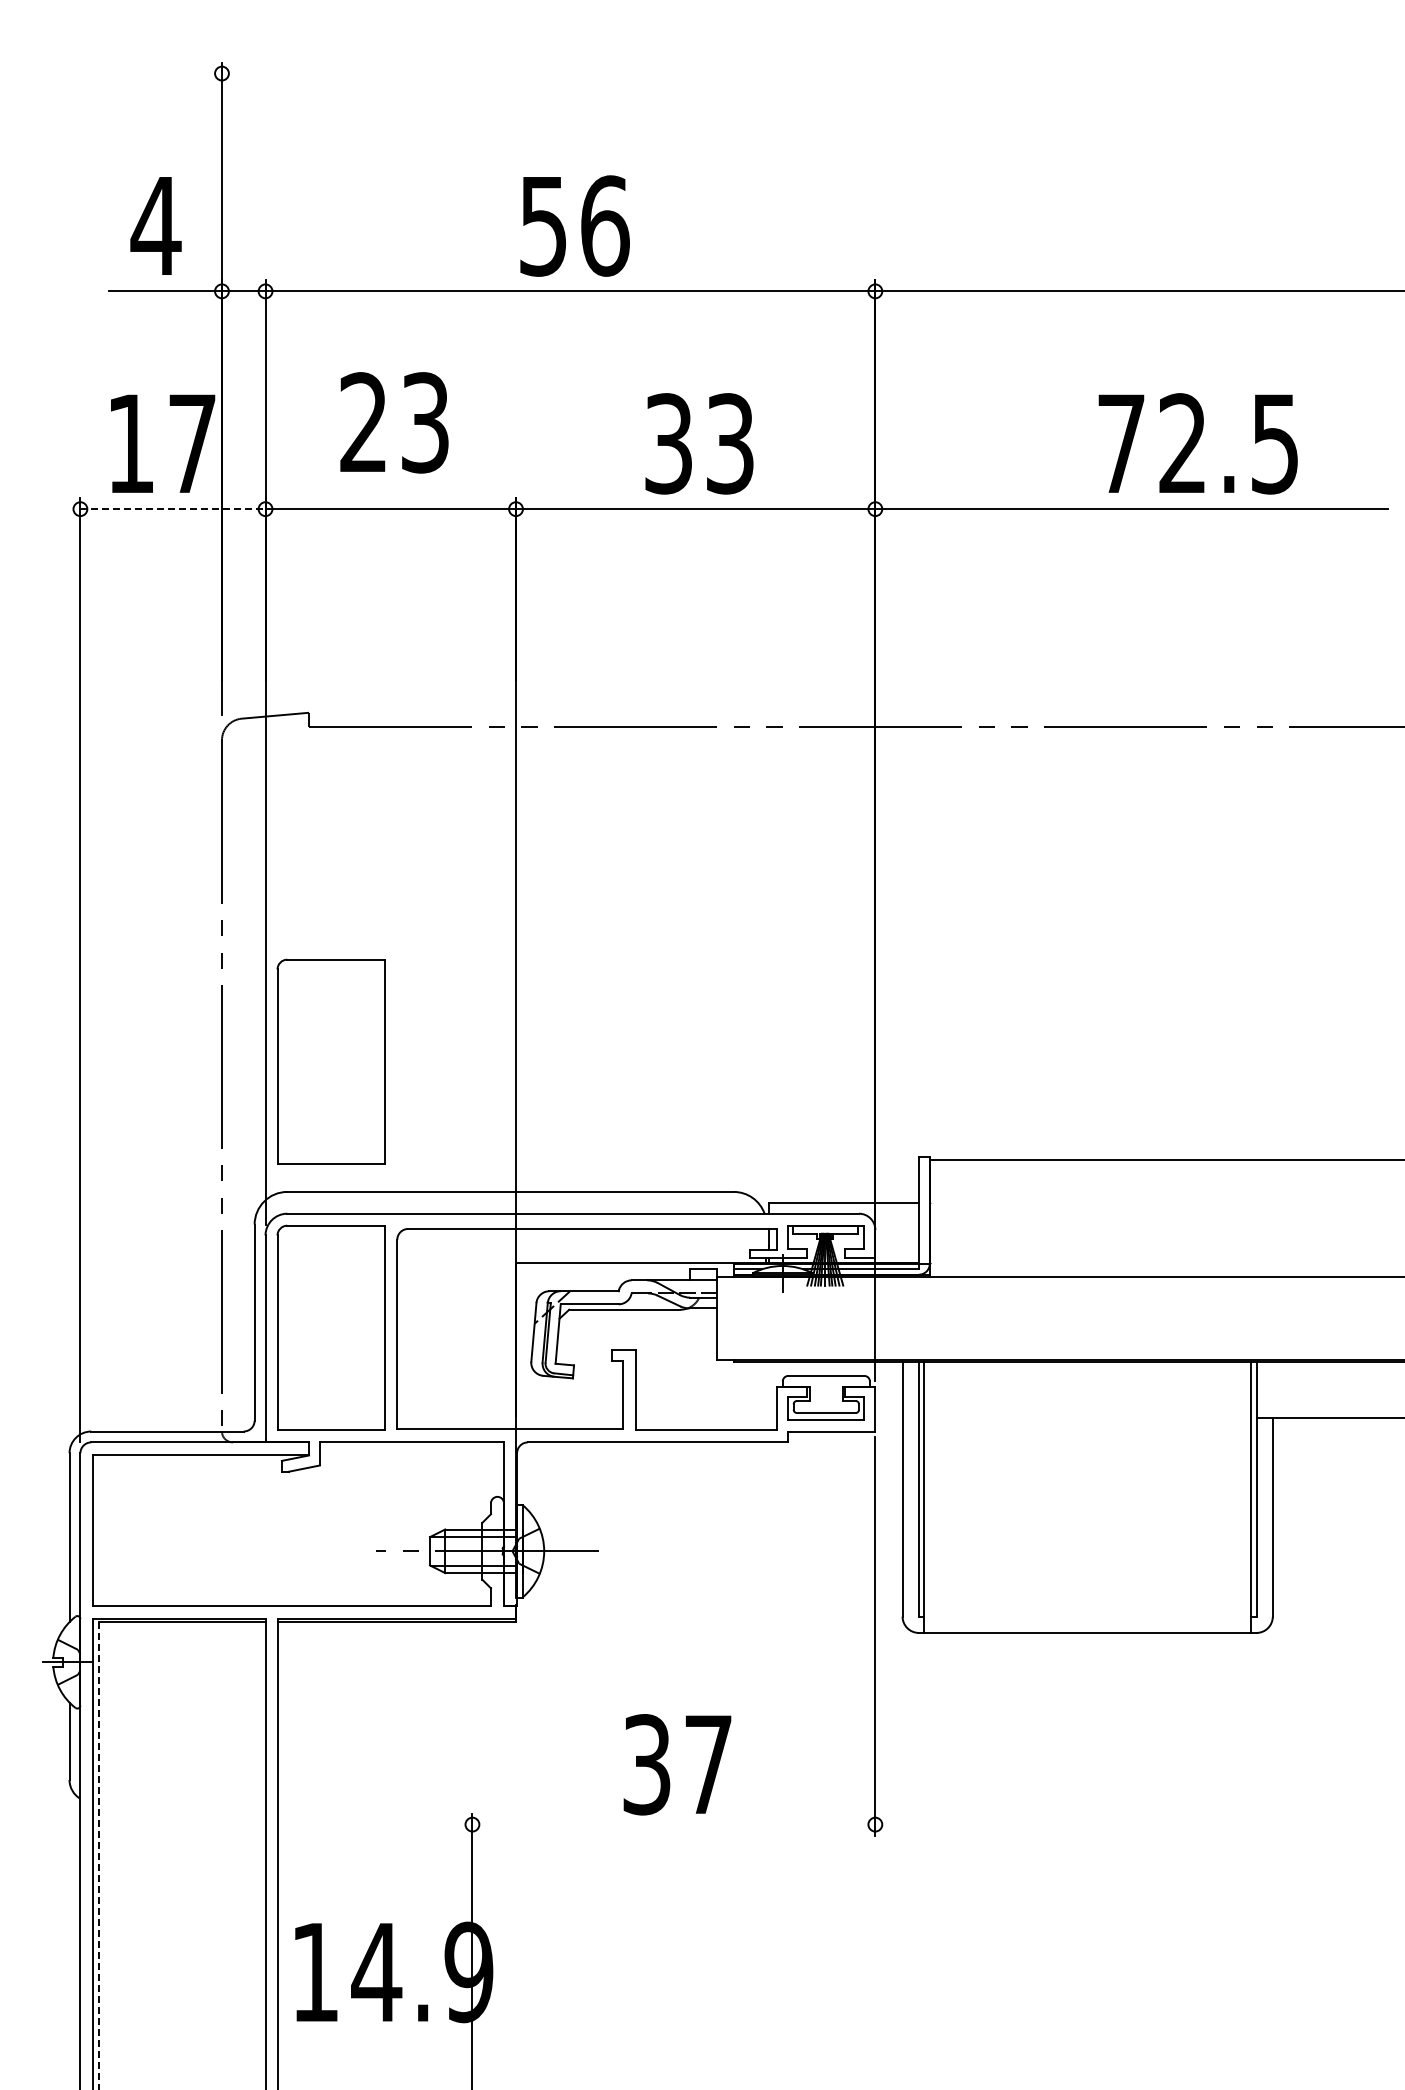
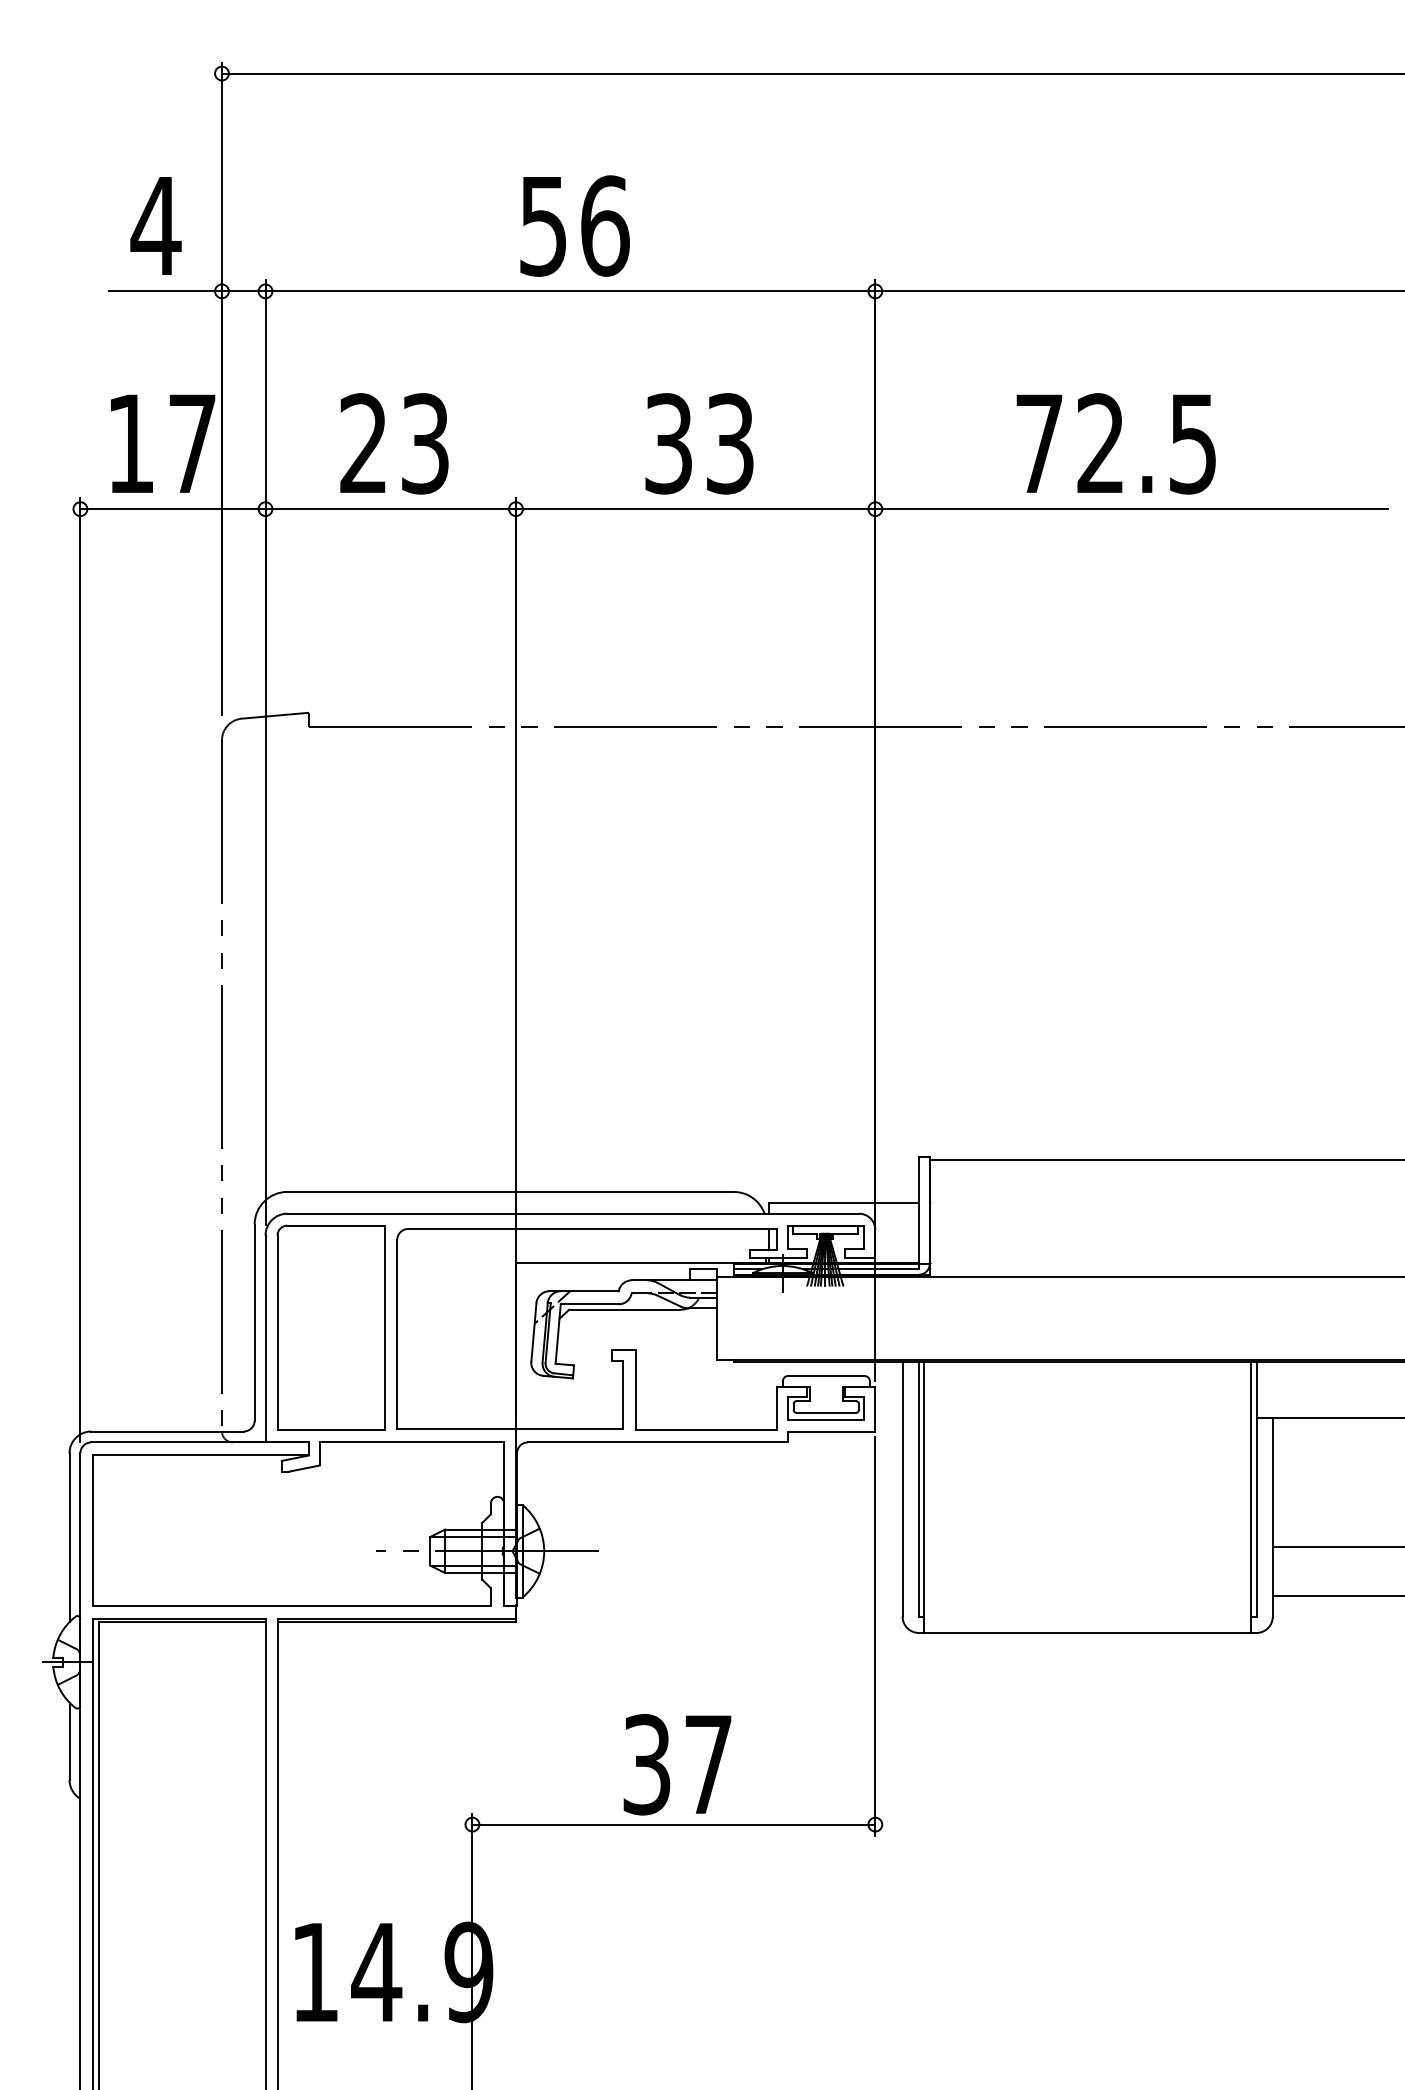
line: none -> present (811, 73)
text position: (394, 422) -> (394, 443) (394, 443)
text position: (1197, 443) -> (1115, 443) (1115, 443)
line: dashed -> solid (172, 509)
part: present -> none (330, 1061)
line: none -> present (1336, 1546)
line: none -> present (1336, 1595)
line: none -> present (673, 1824)
line: dashed -> solid (98, 1856)
